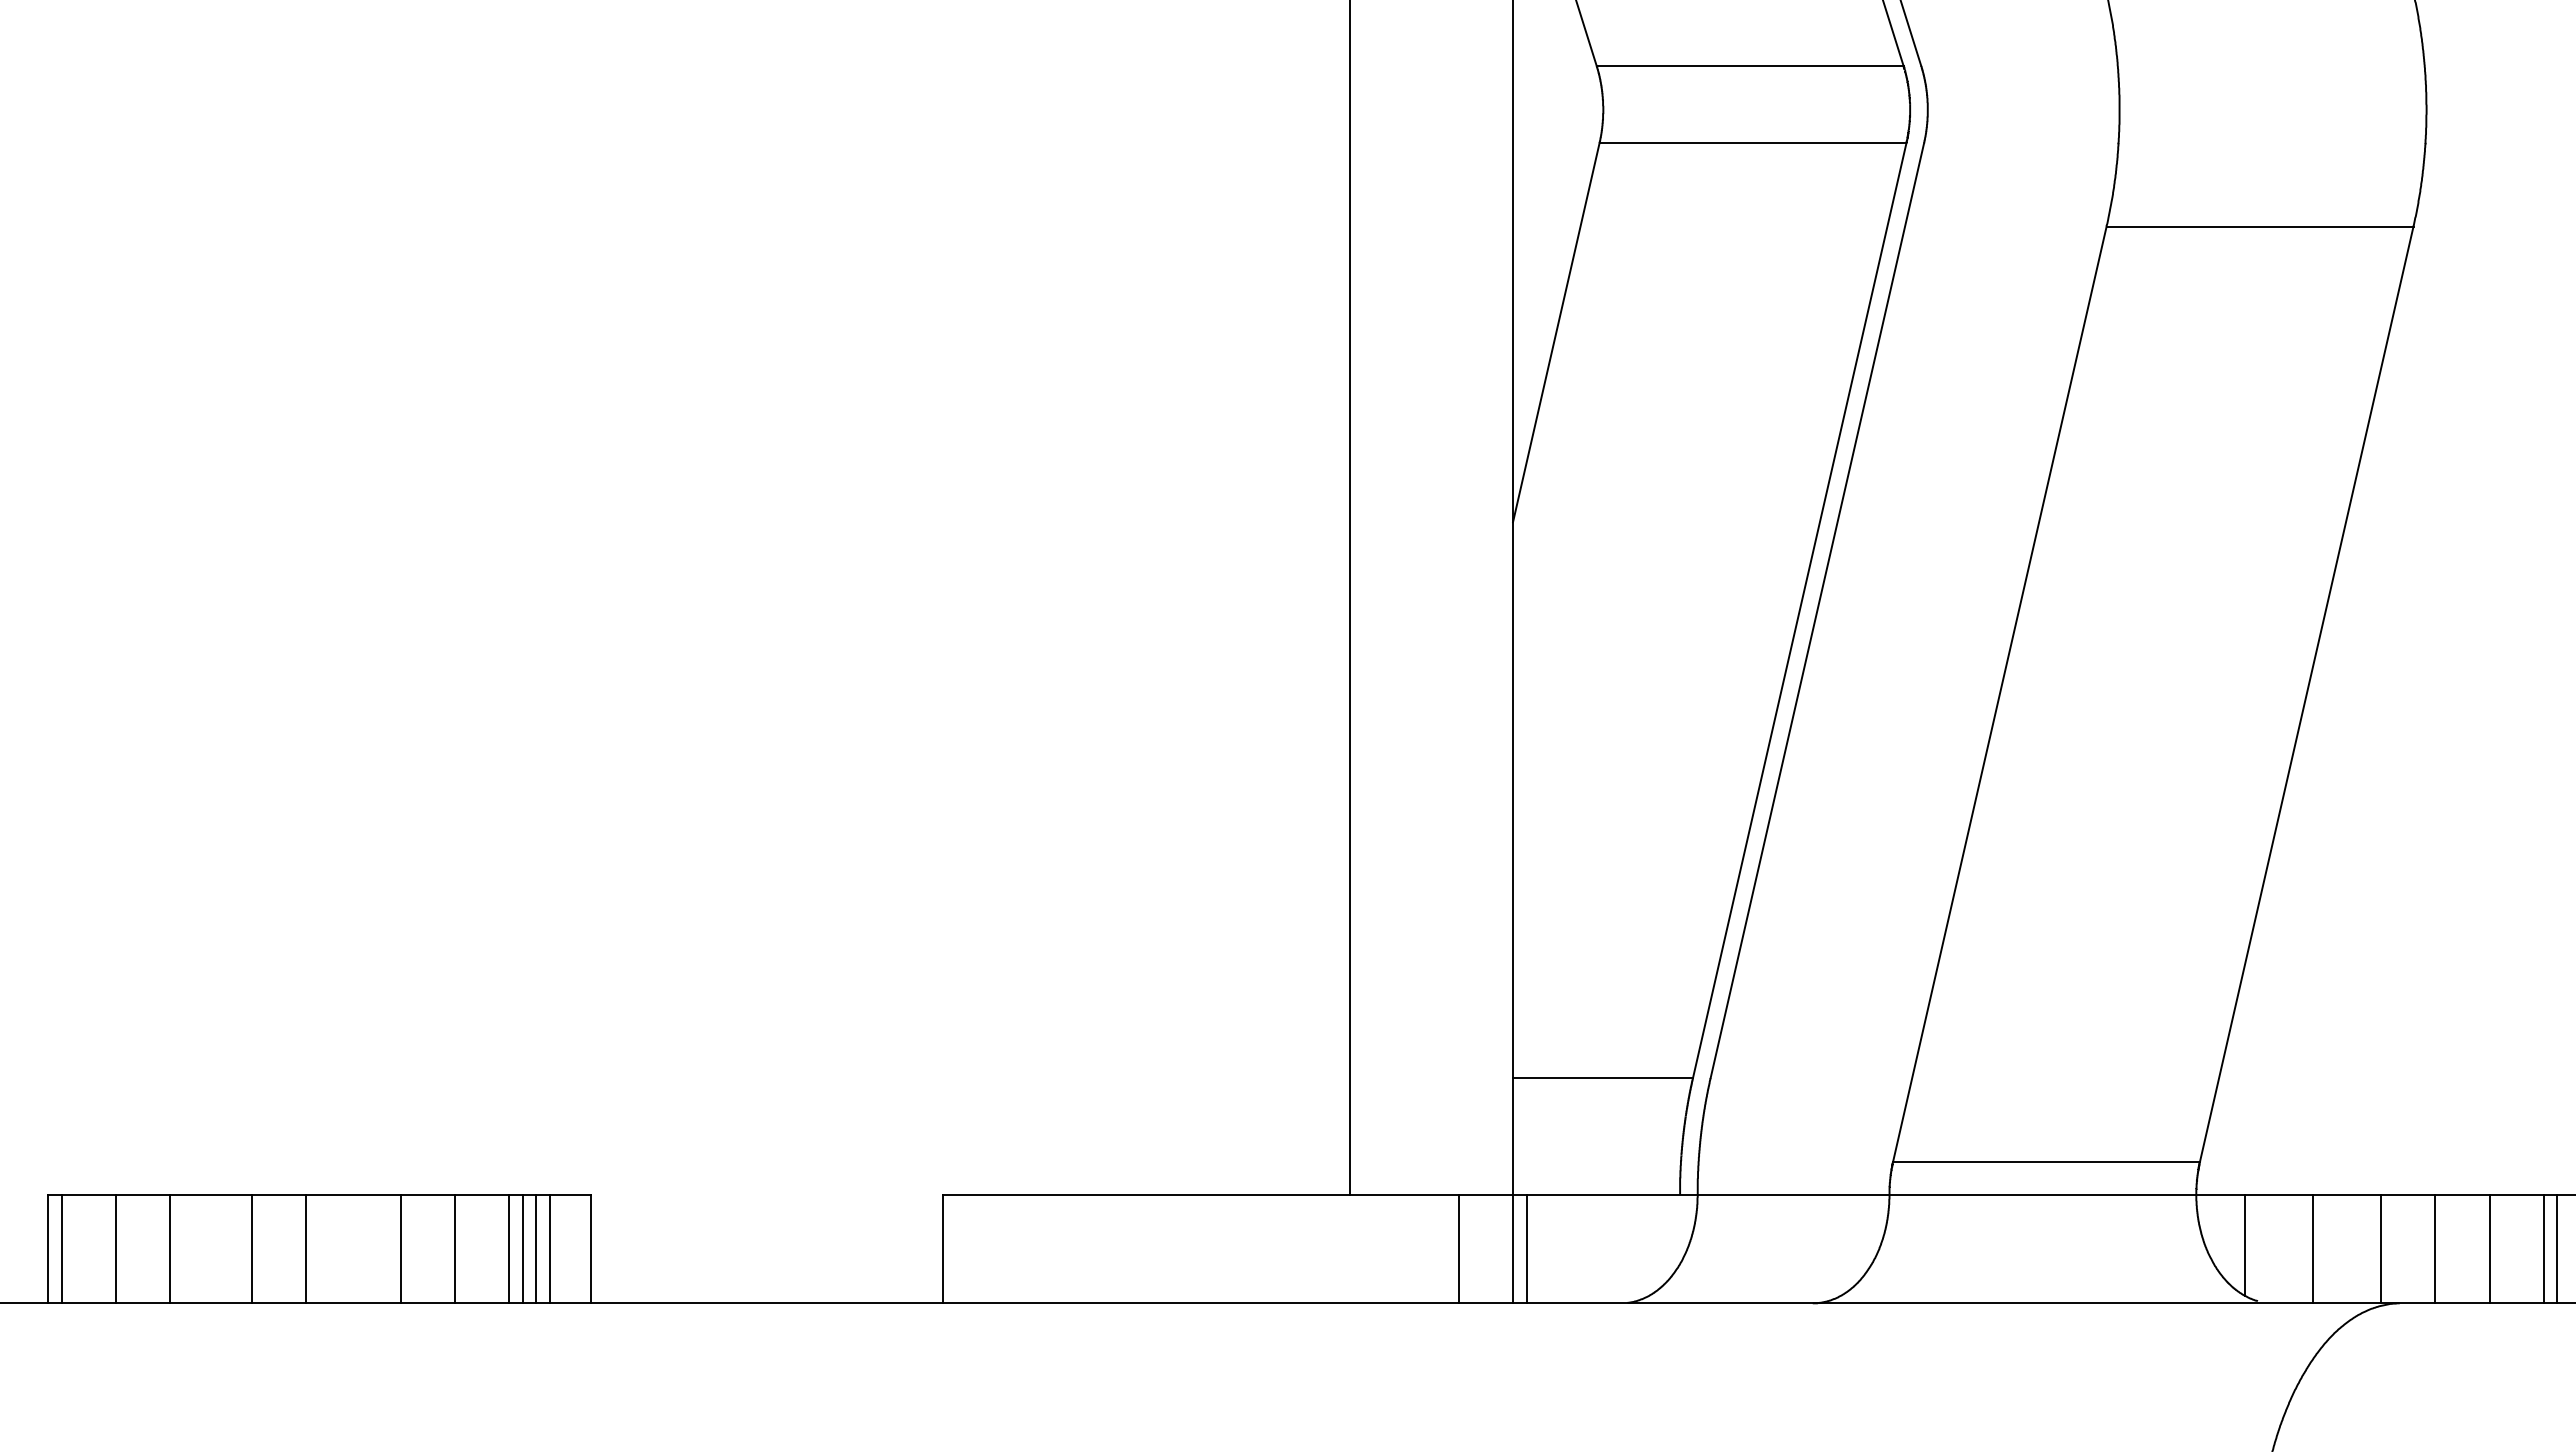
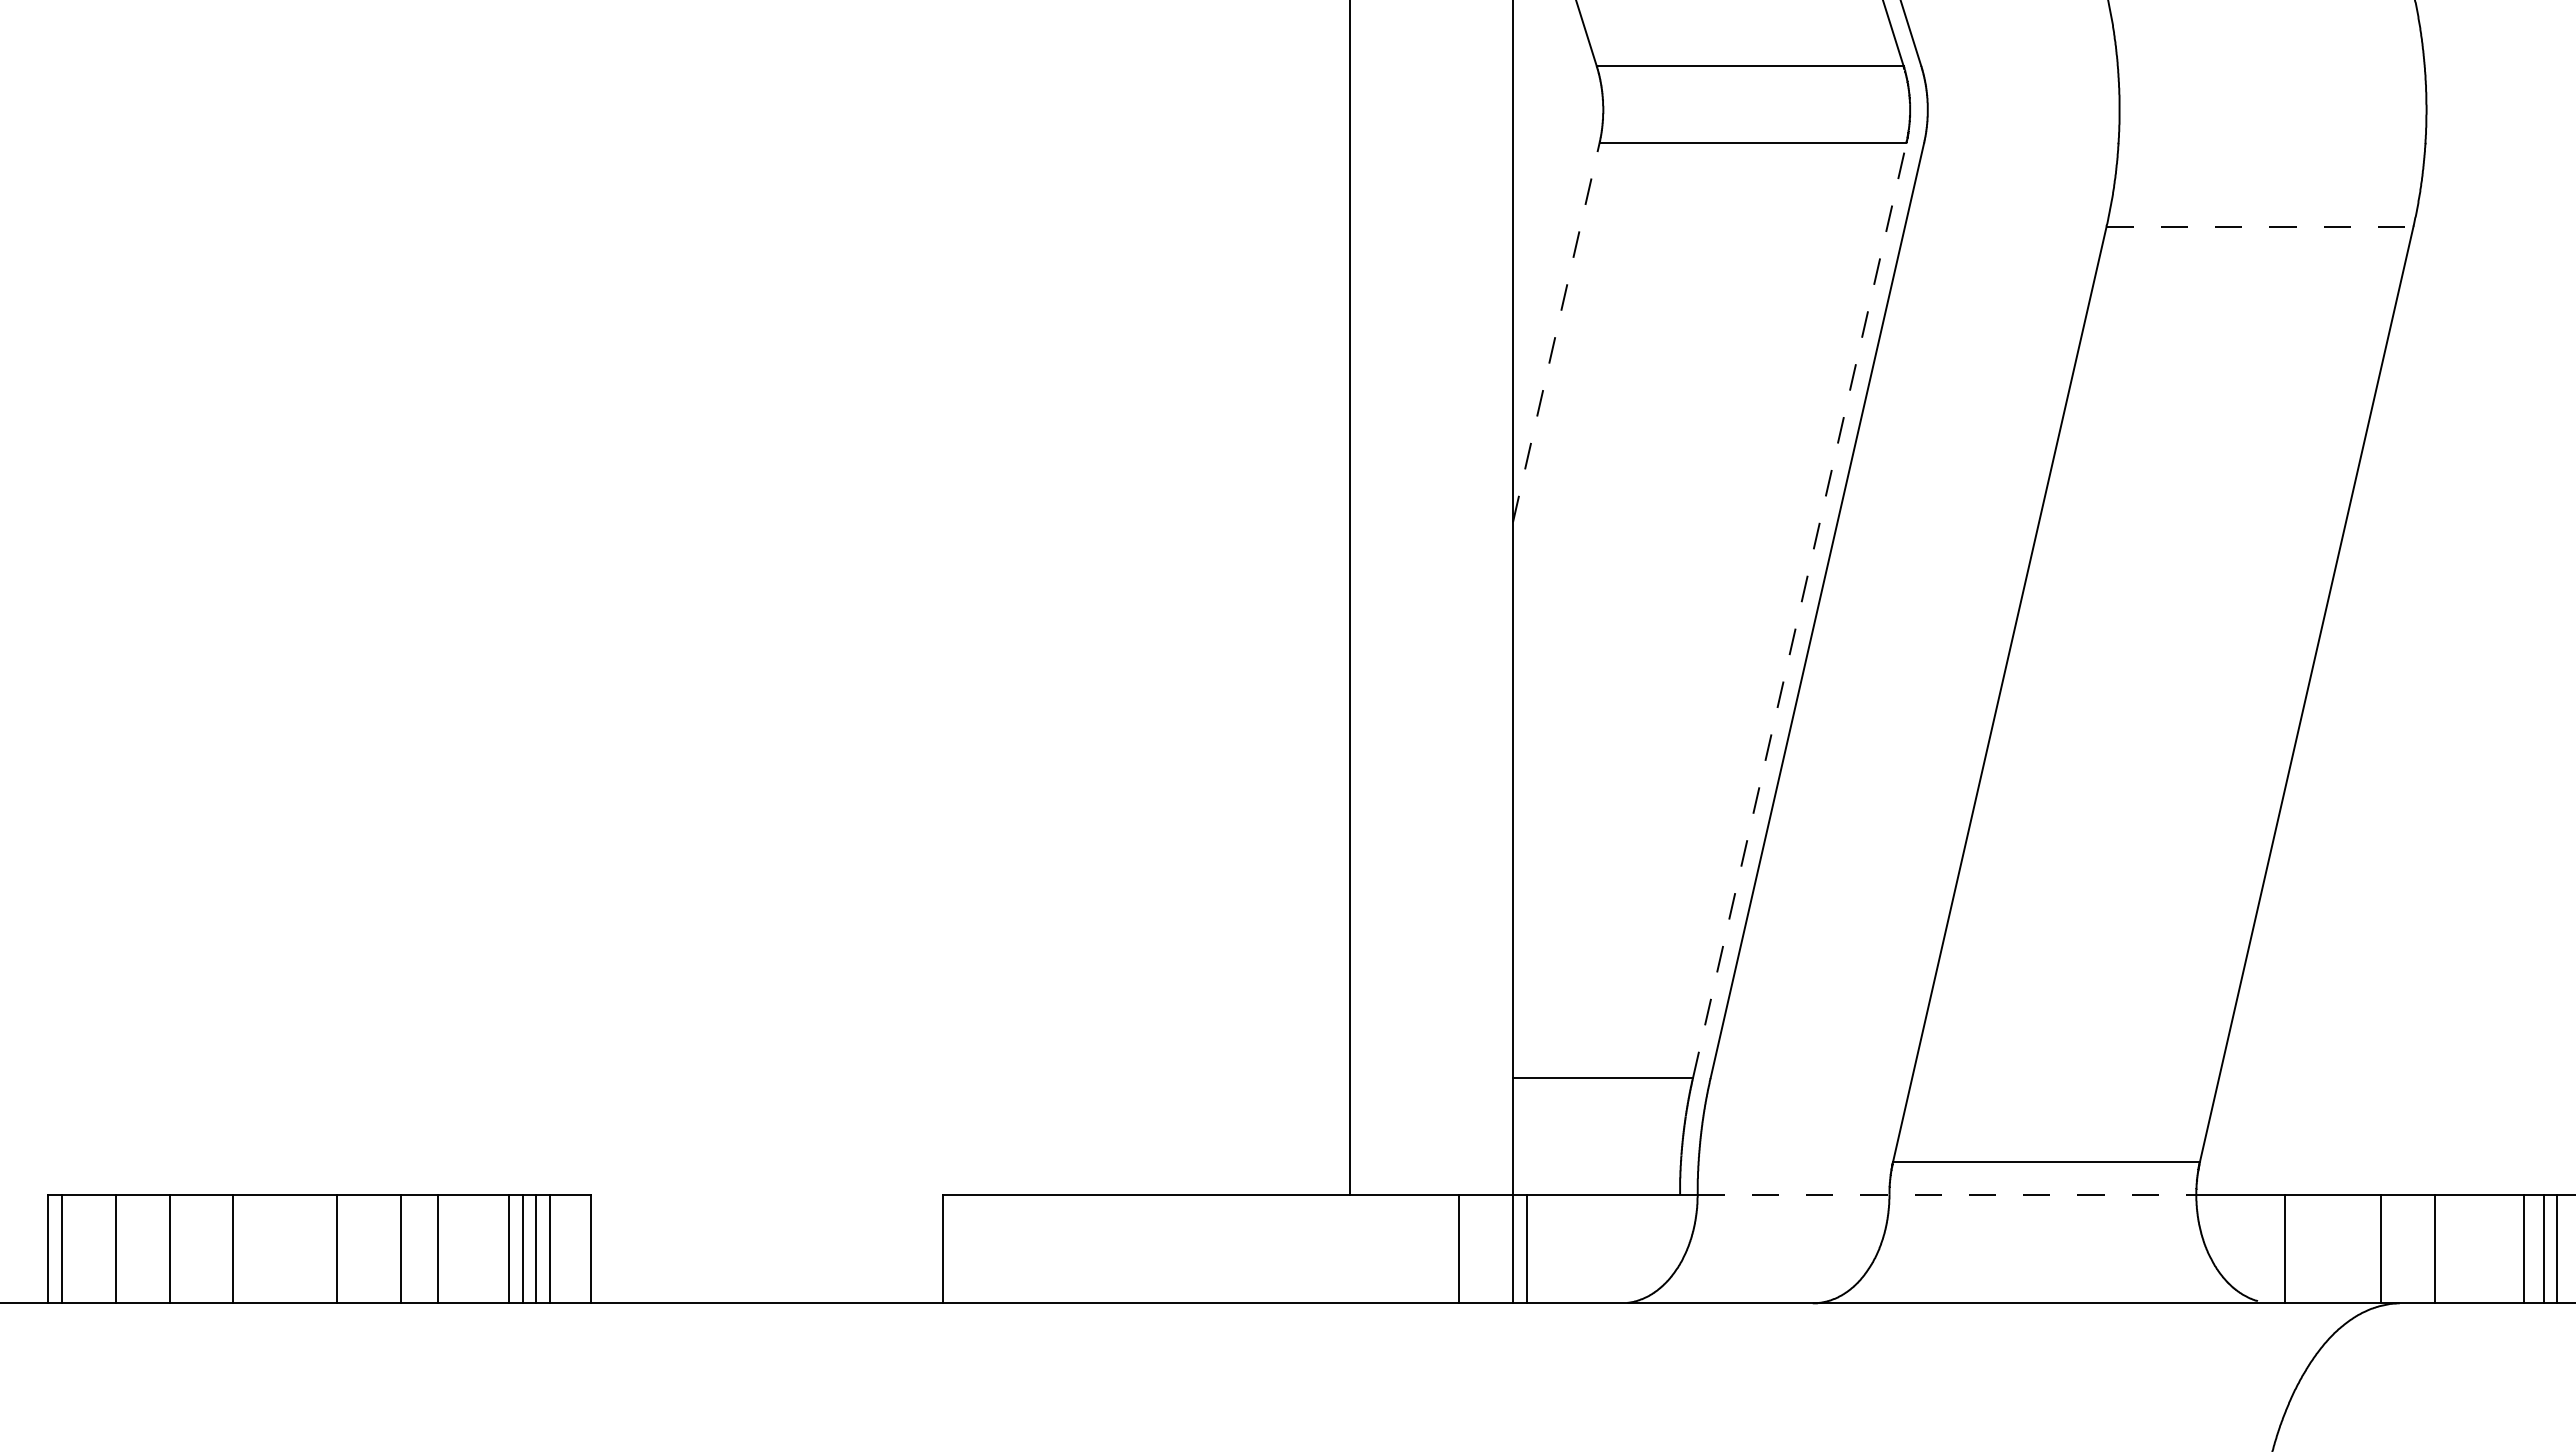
line: solid -> dashed (2260, 226)
line: solid -> dashed (1556, 332)
line: solid -> dashed (1799, 610)
line: solid -> dashed (1947, 1194)
line: present -> none (2245, 1244)
line position: (251, 1248) -> (232, 1248) (232, 1248)
line position: (305, 1248) -> (336, 1248) (336, 1248)
line position: (455, 1248) -> (438, 1248) (438, 1248)
line position: (2313, 1248) -> (2285, 1248) (2285, 1248)
line position: (2489, 1248) -> (2523, 1248) (2523, 1248)
